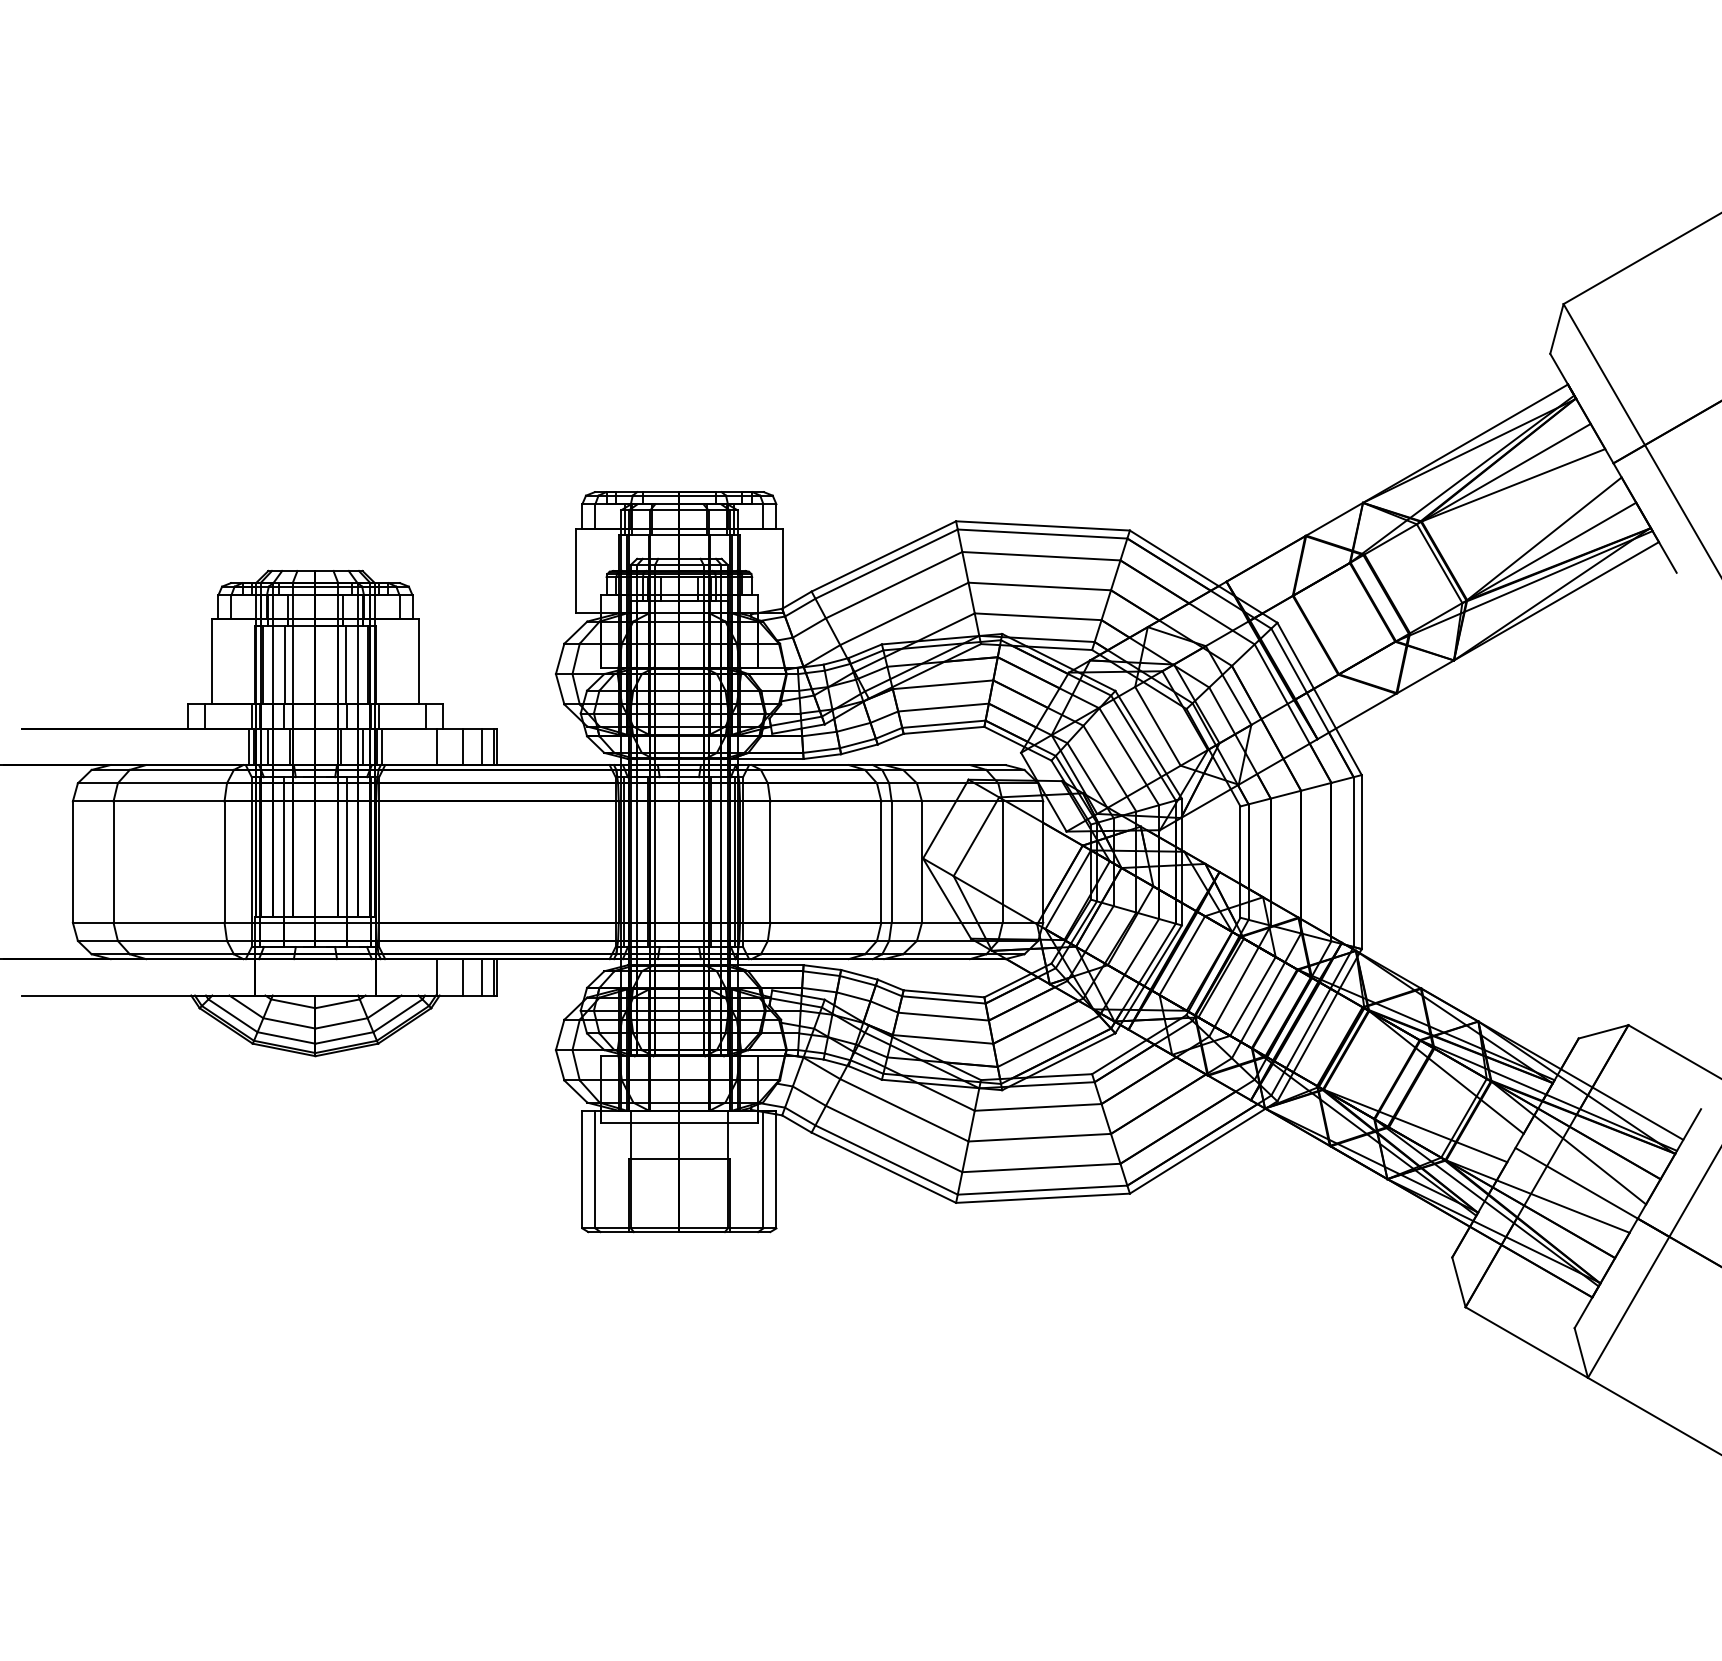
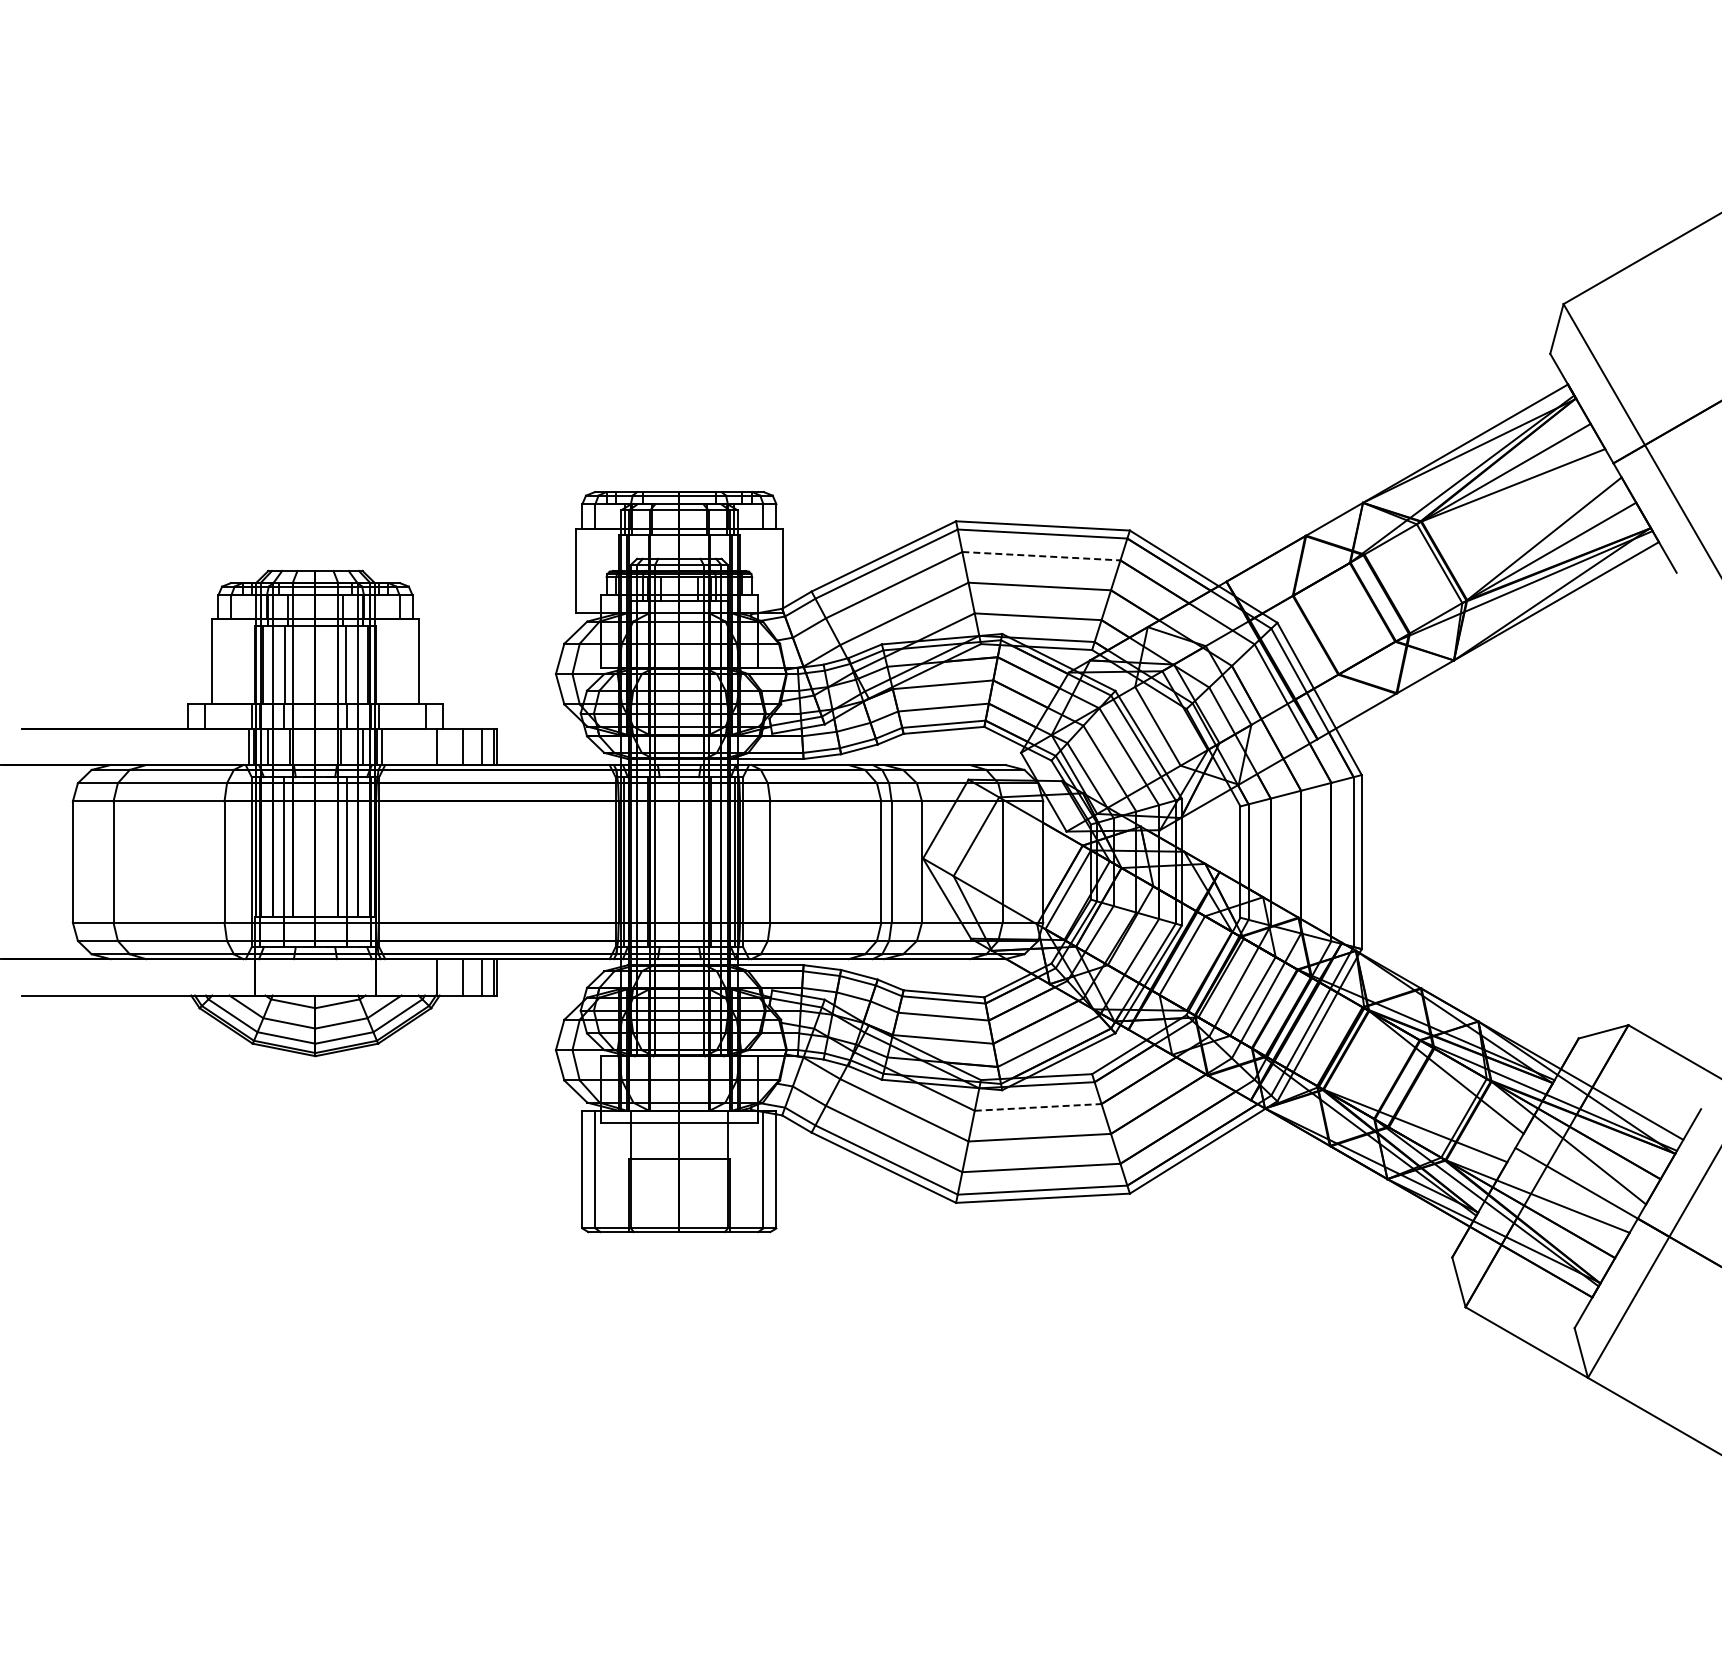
line: solid -> dashed (1041, 556)
line: solid -> dashed (1038, 1107)
